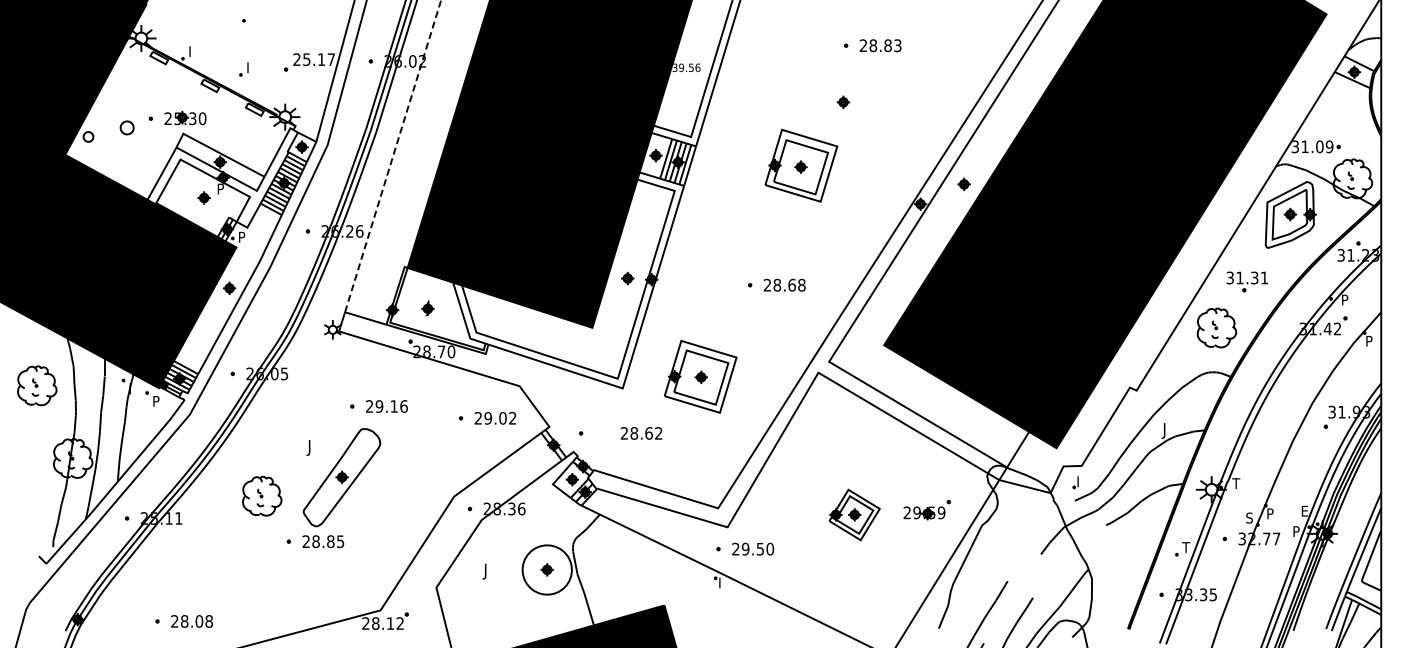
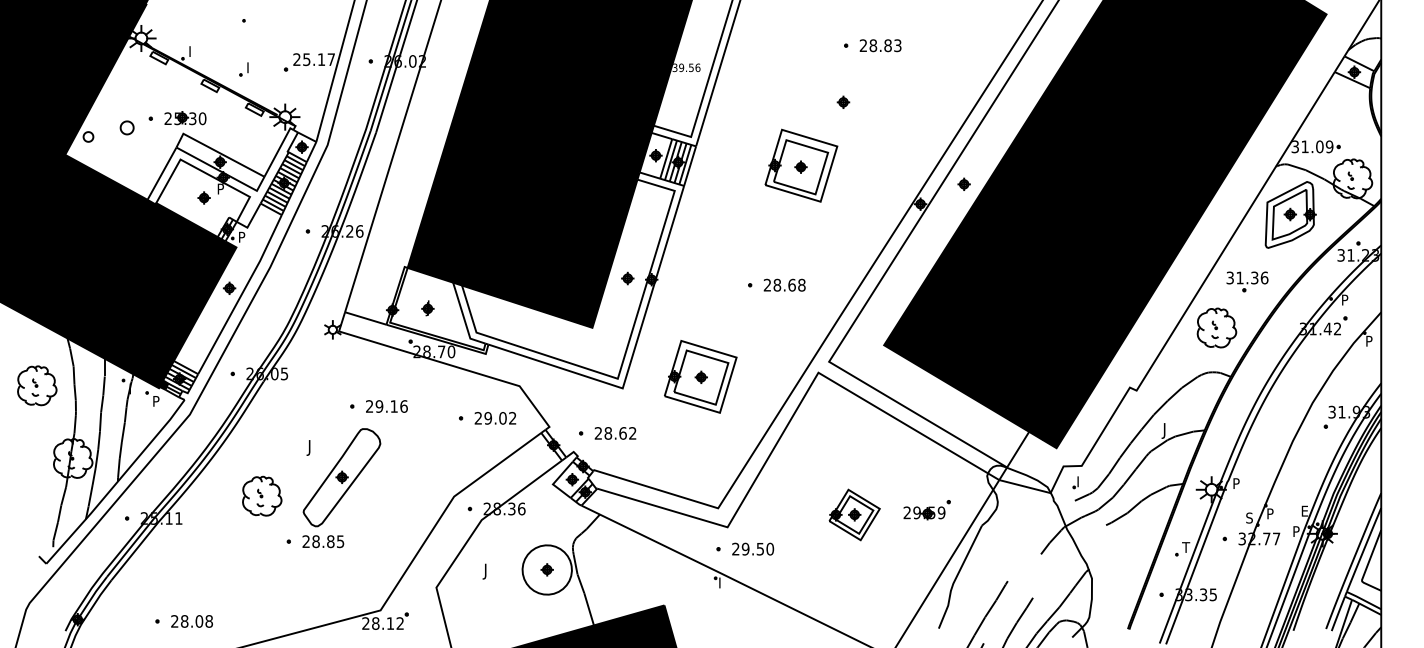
line: dashed -> solid (392, 156)
text: 31.31 -> 31.36 (1264, 277)
text position: (641, 433) -> (615, 433) (615, 433)
text: T -> P (1236, 483)
